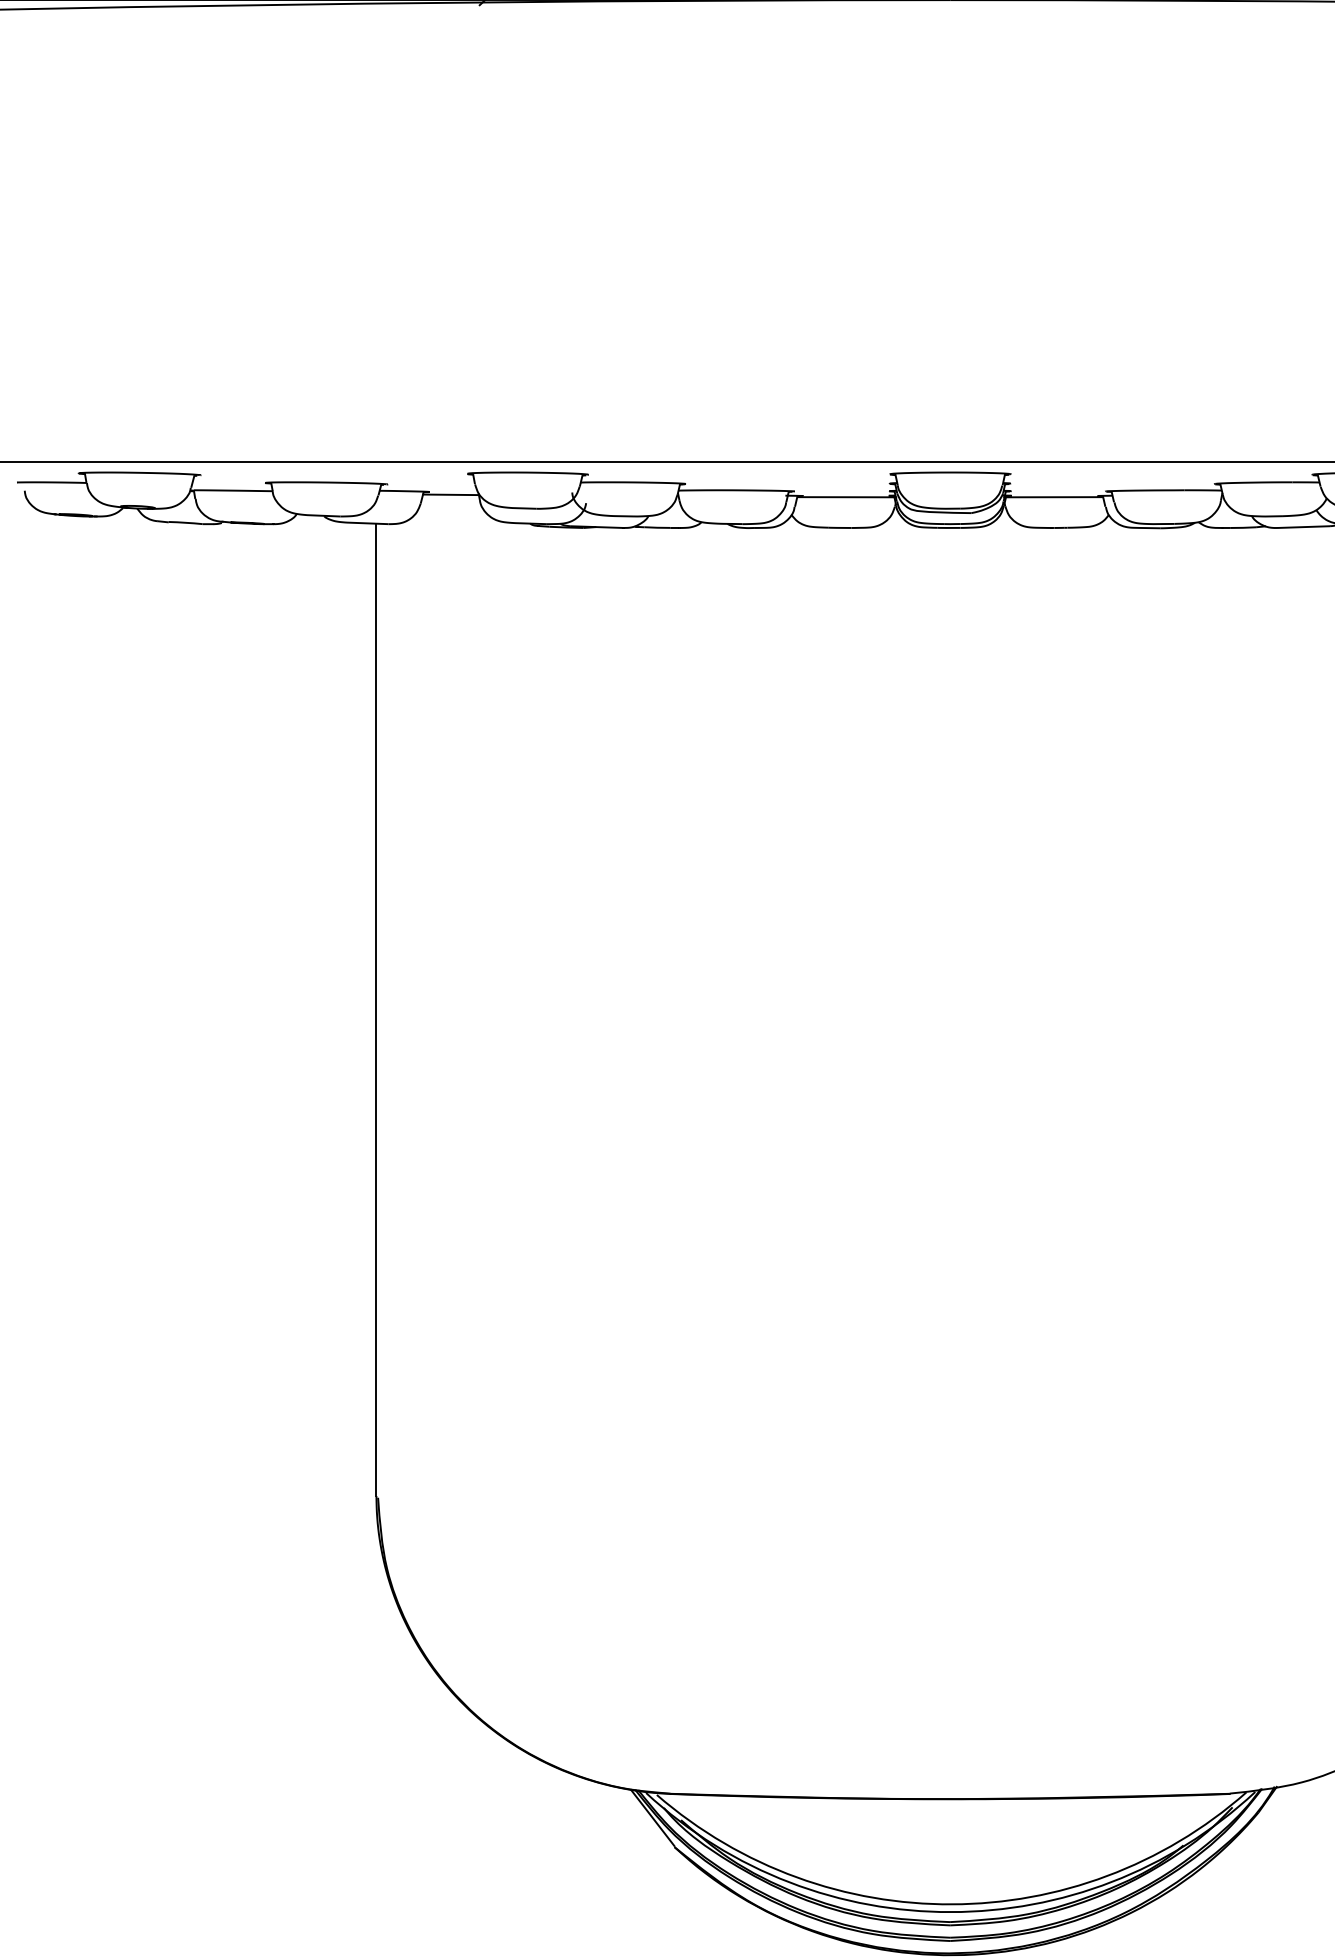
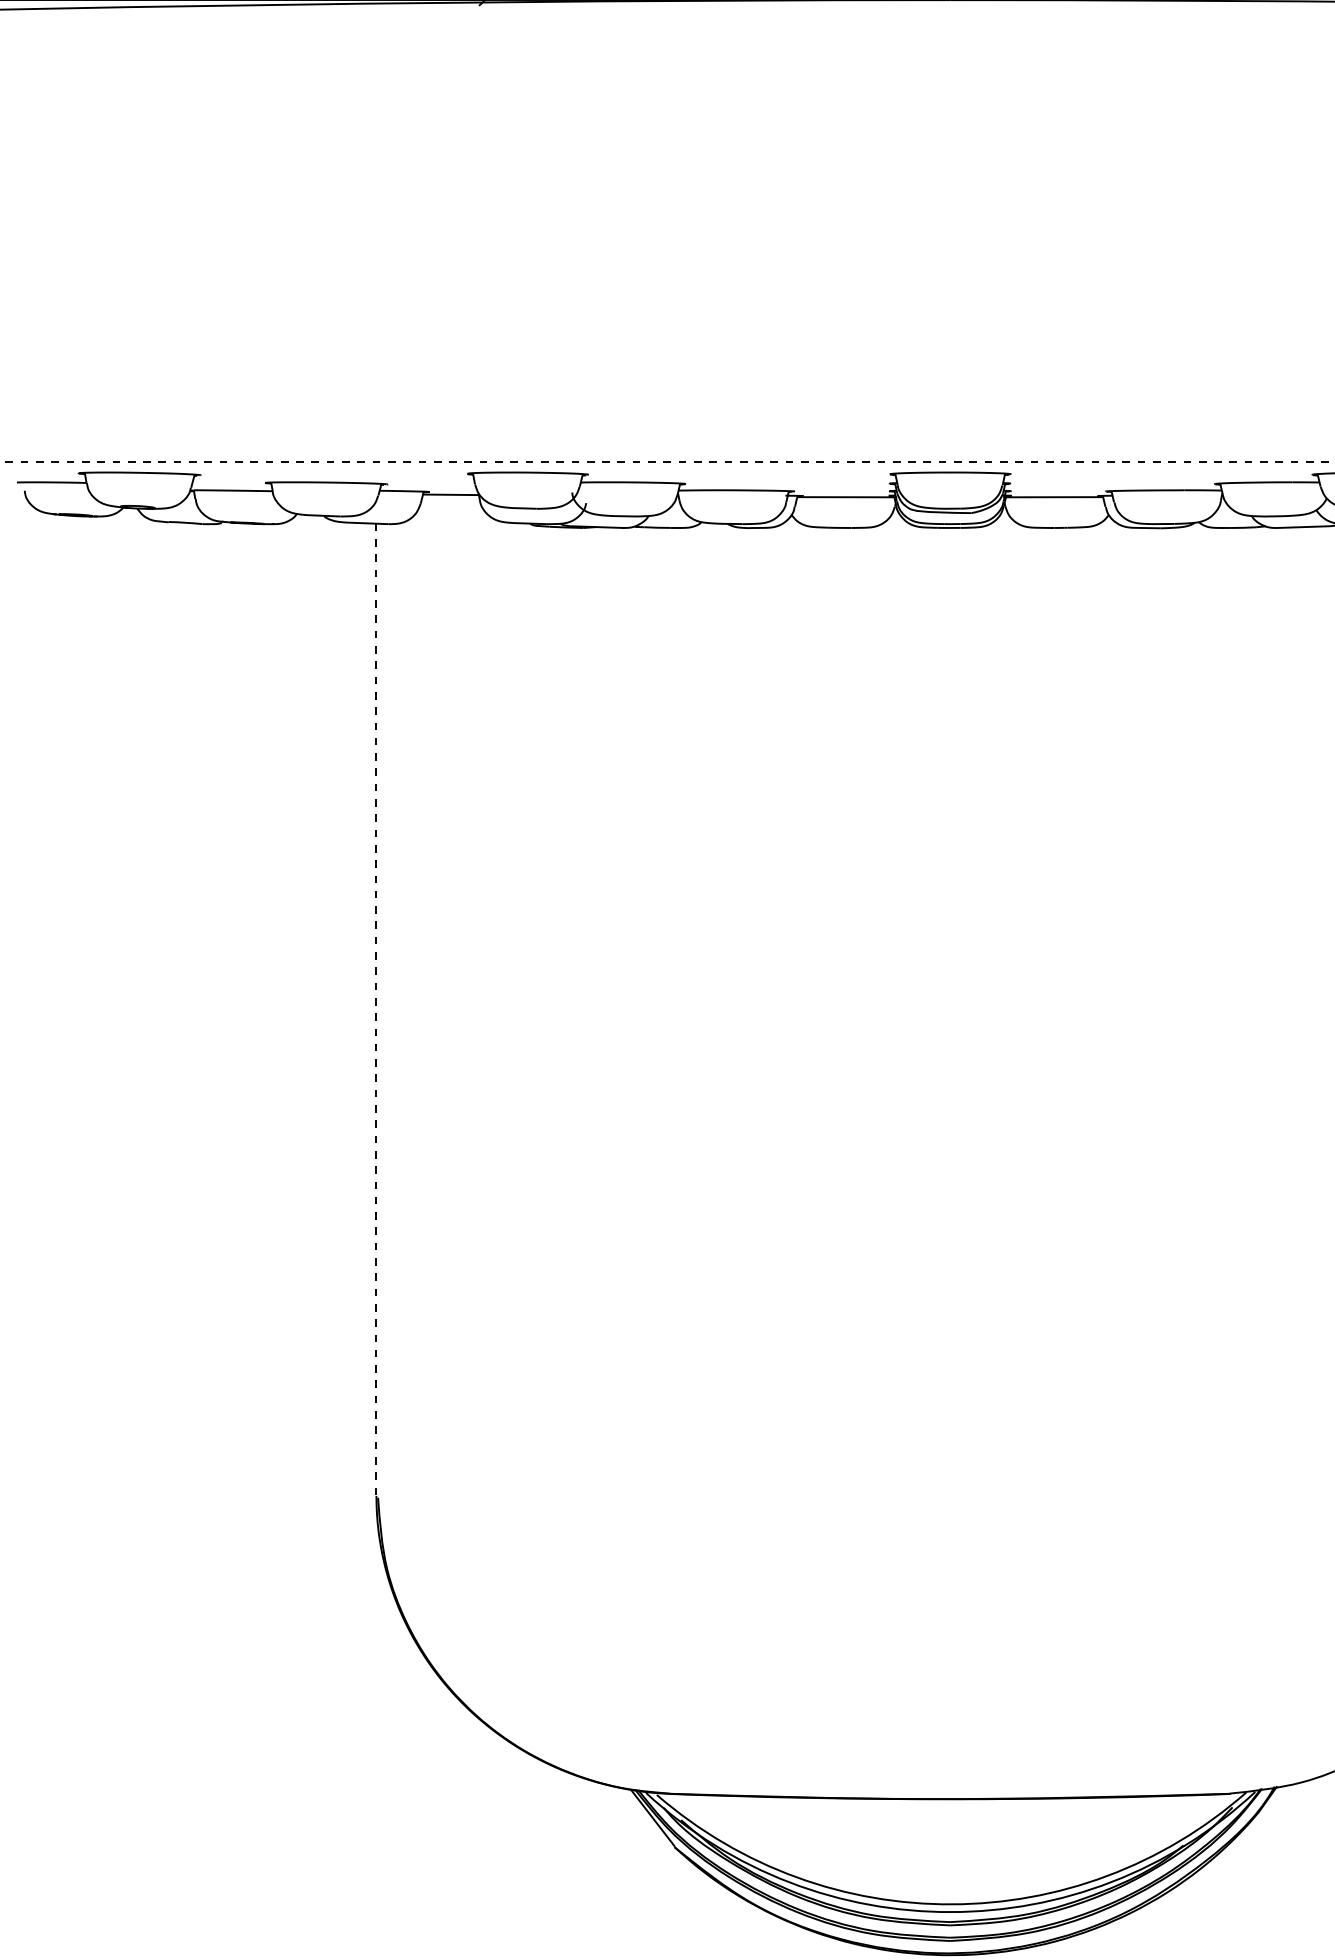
line: solid -> dashed (667, 461)
line: solid -> dashed (376, 1010)
